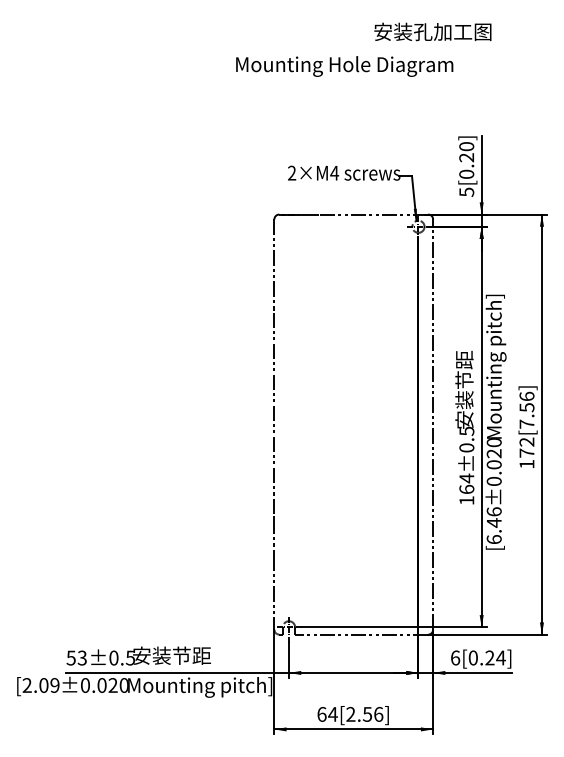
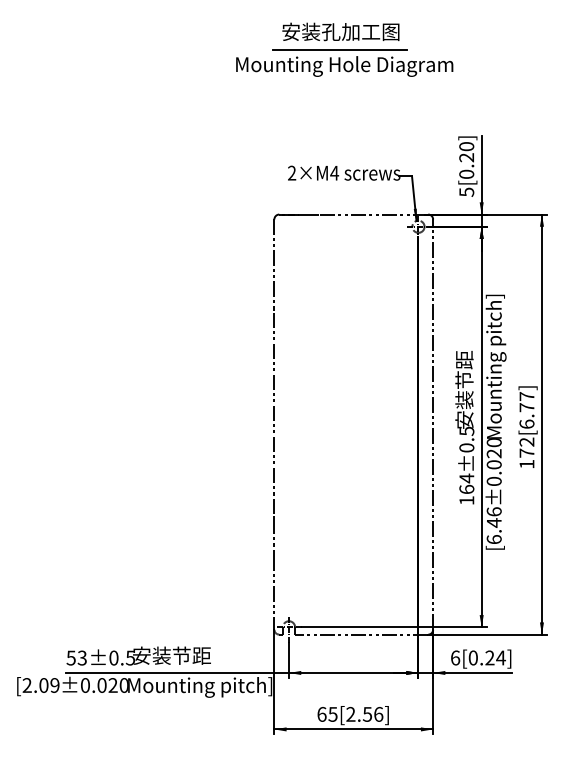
text position: (432, 31) -> (340, 31) (340, 31)
line: none -> present (339, 49)
text: 172[7.56] -> 172[6.77] (526, 409)
text: 64[2.56] -> 65[2.56] (332, 714)
